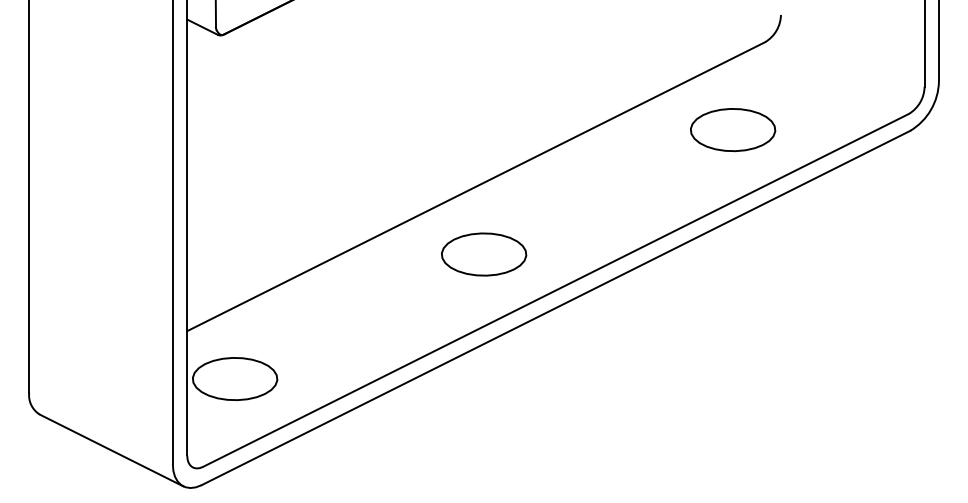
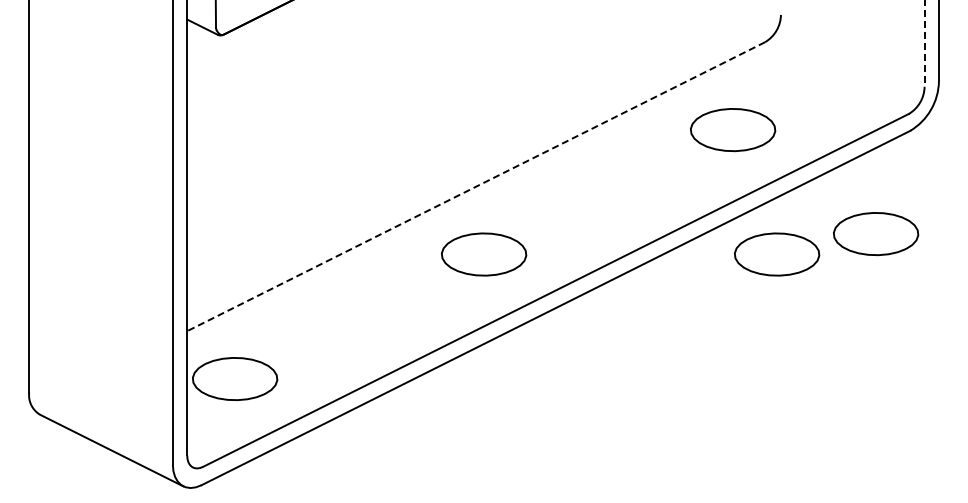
line: solid -> dashed (924, 43)
line: solid -> dashed (475, 186)
part: none -> present (876, 234)
part: none -> present (777, 254)
